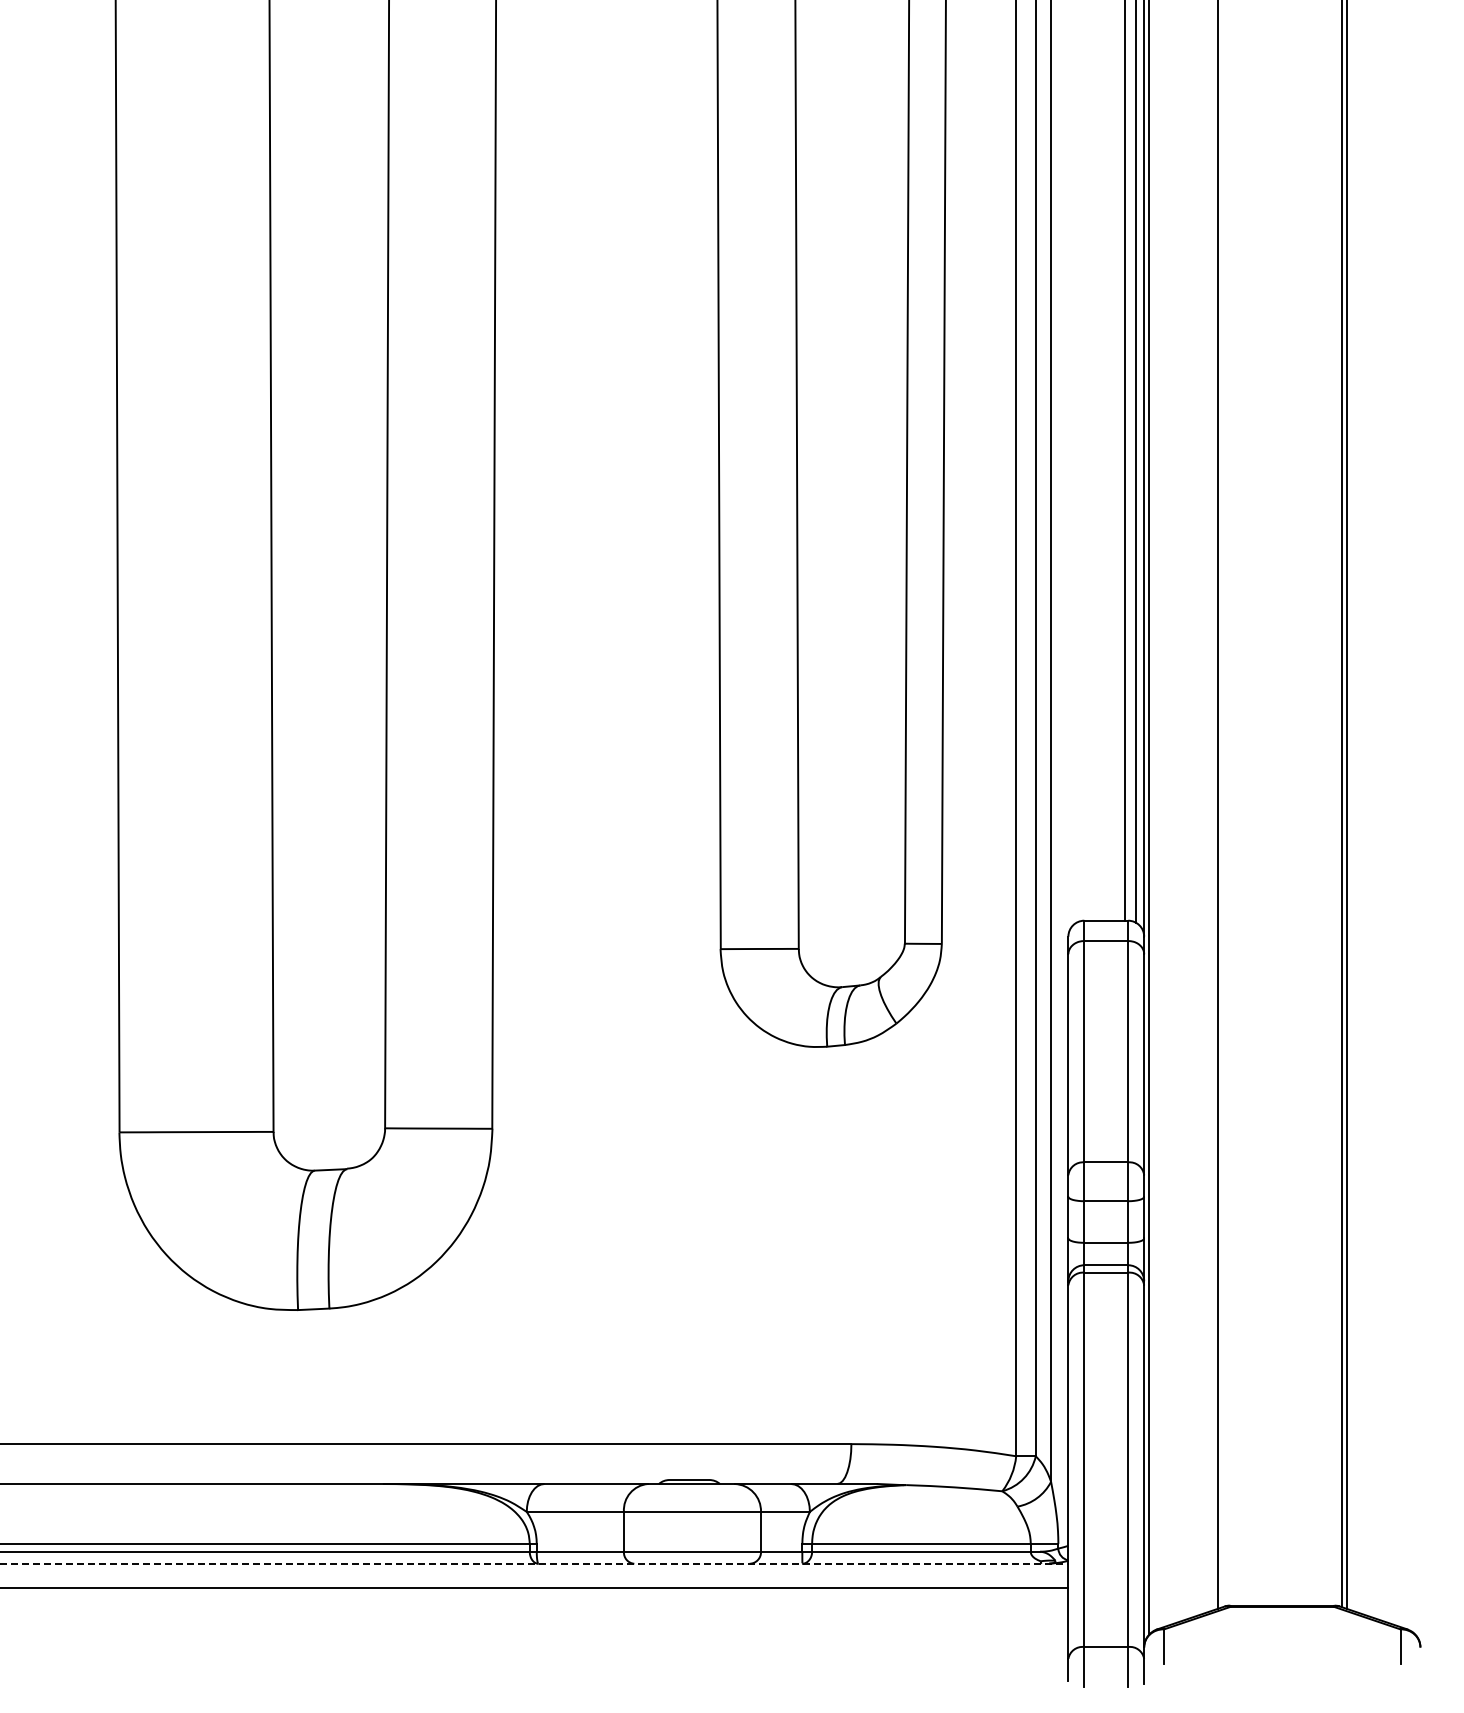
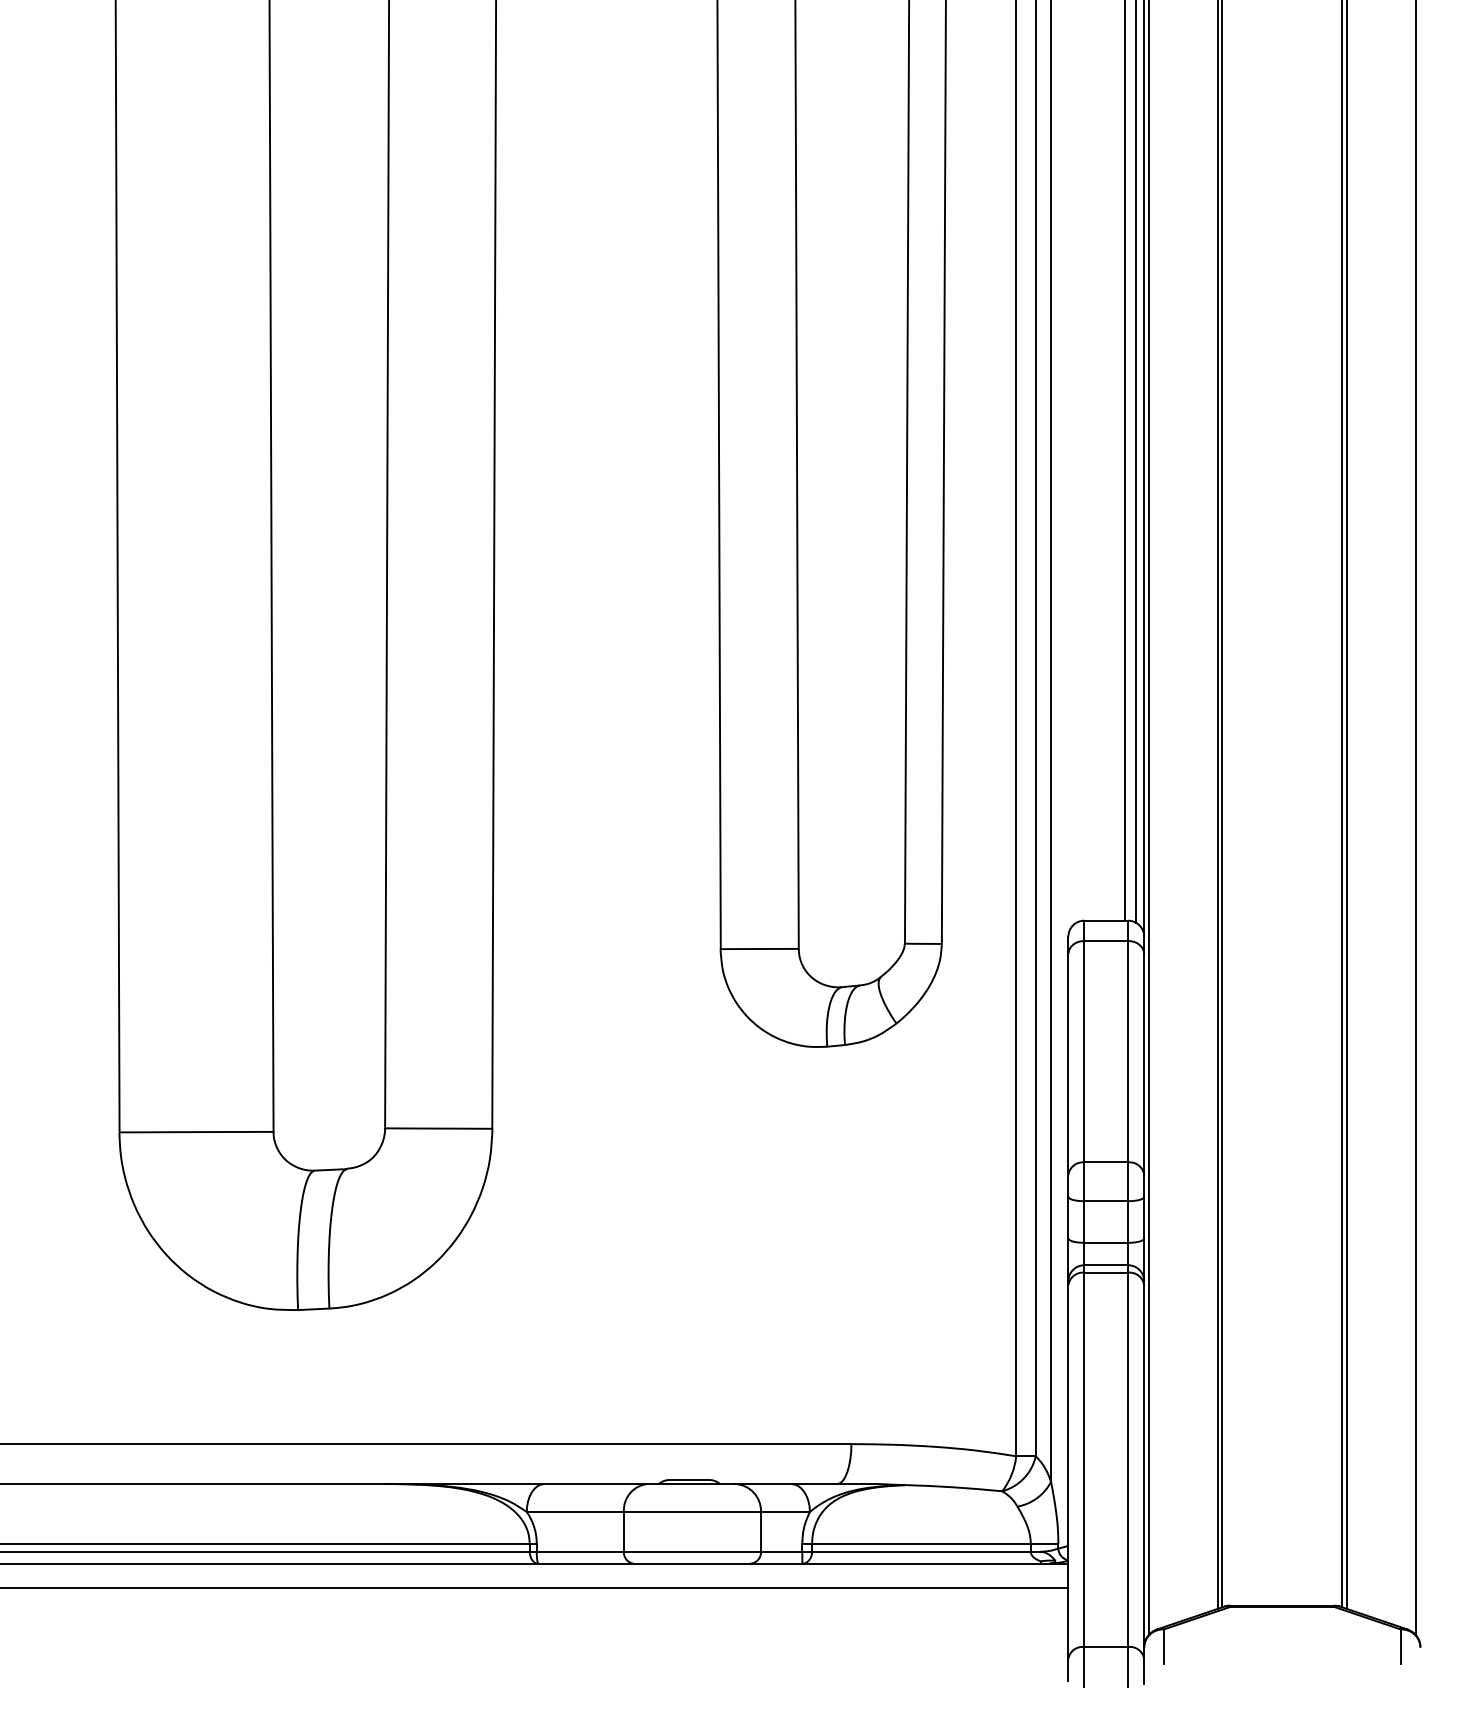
line: none -> present (1222, 804)
line: none -> present (1415, 818)
line: dashed -> solid (534, 1563)
